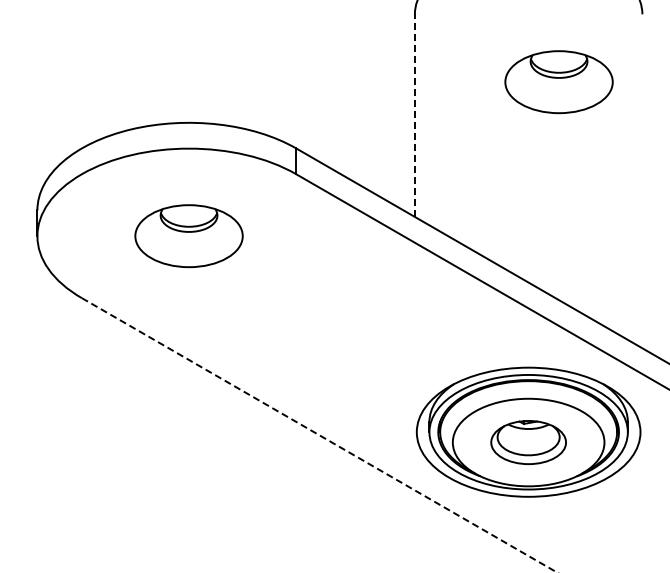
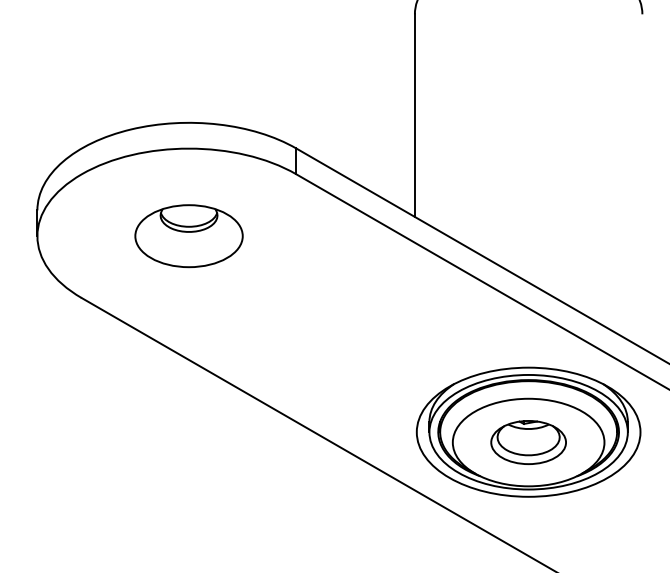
part: present -> none (558, 82)
line: dashed -> solid (414, 115)
line: dashed -> solid (319, 435)
